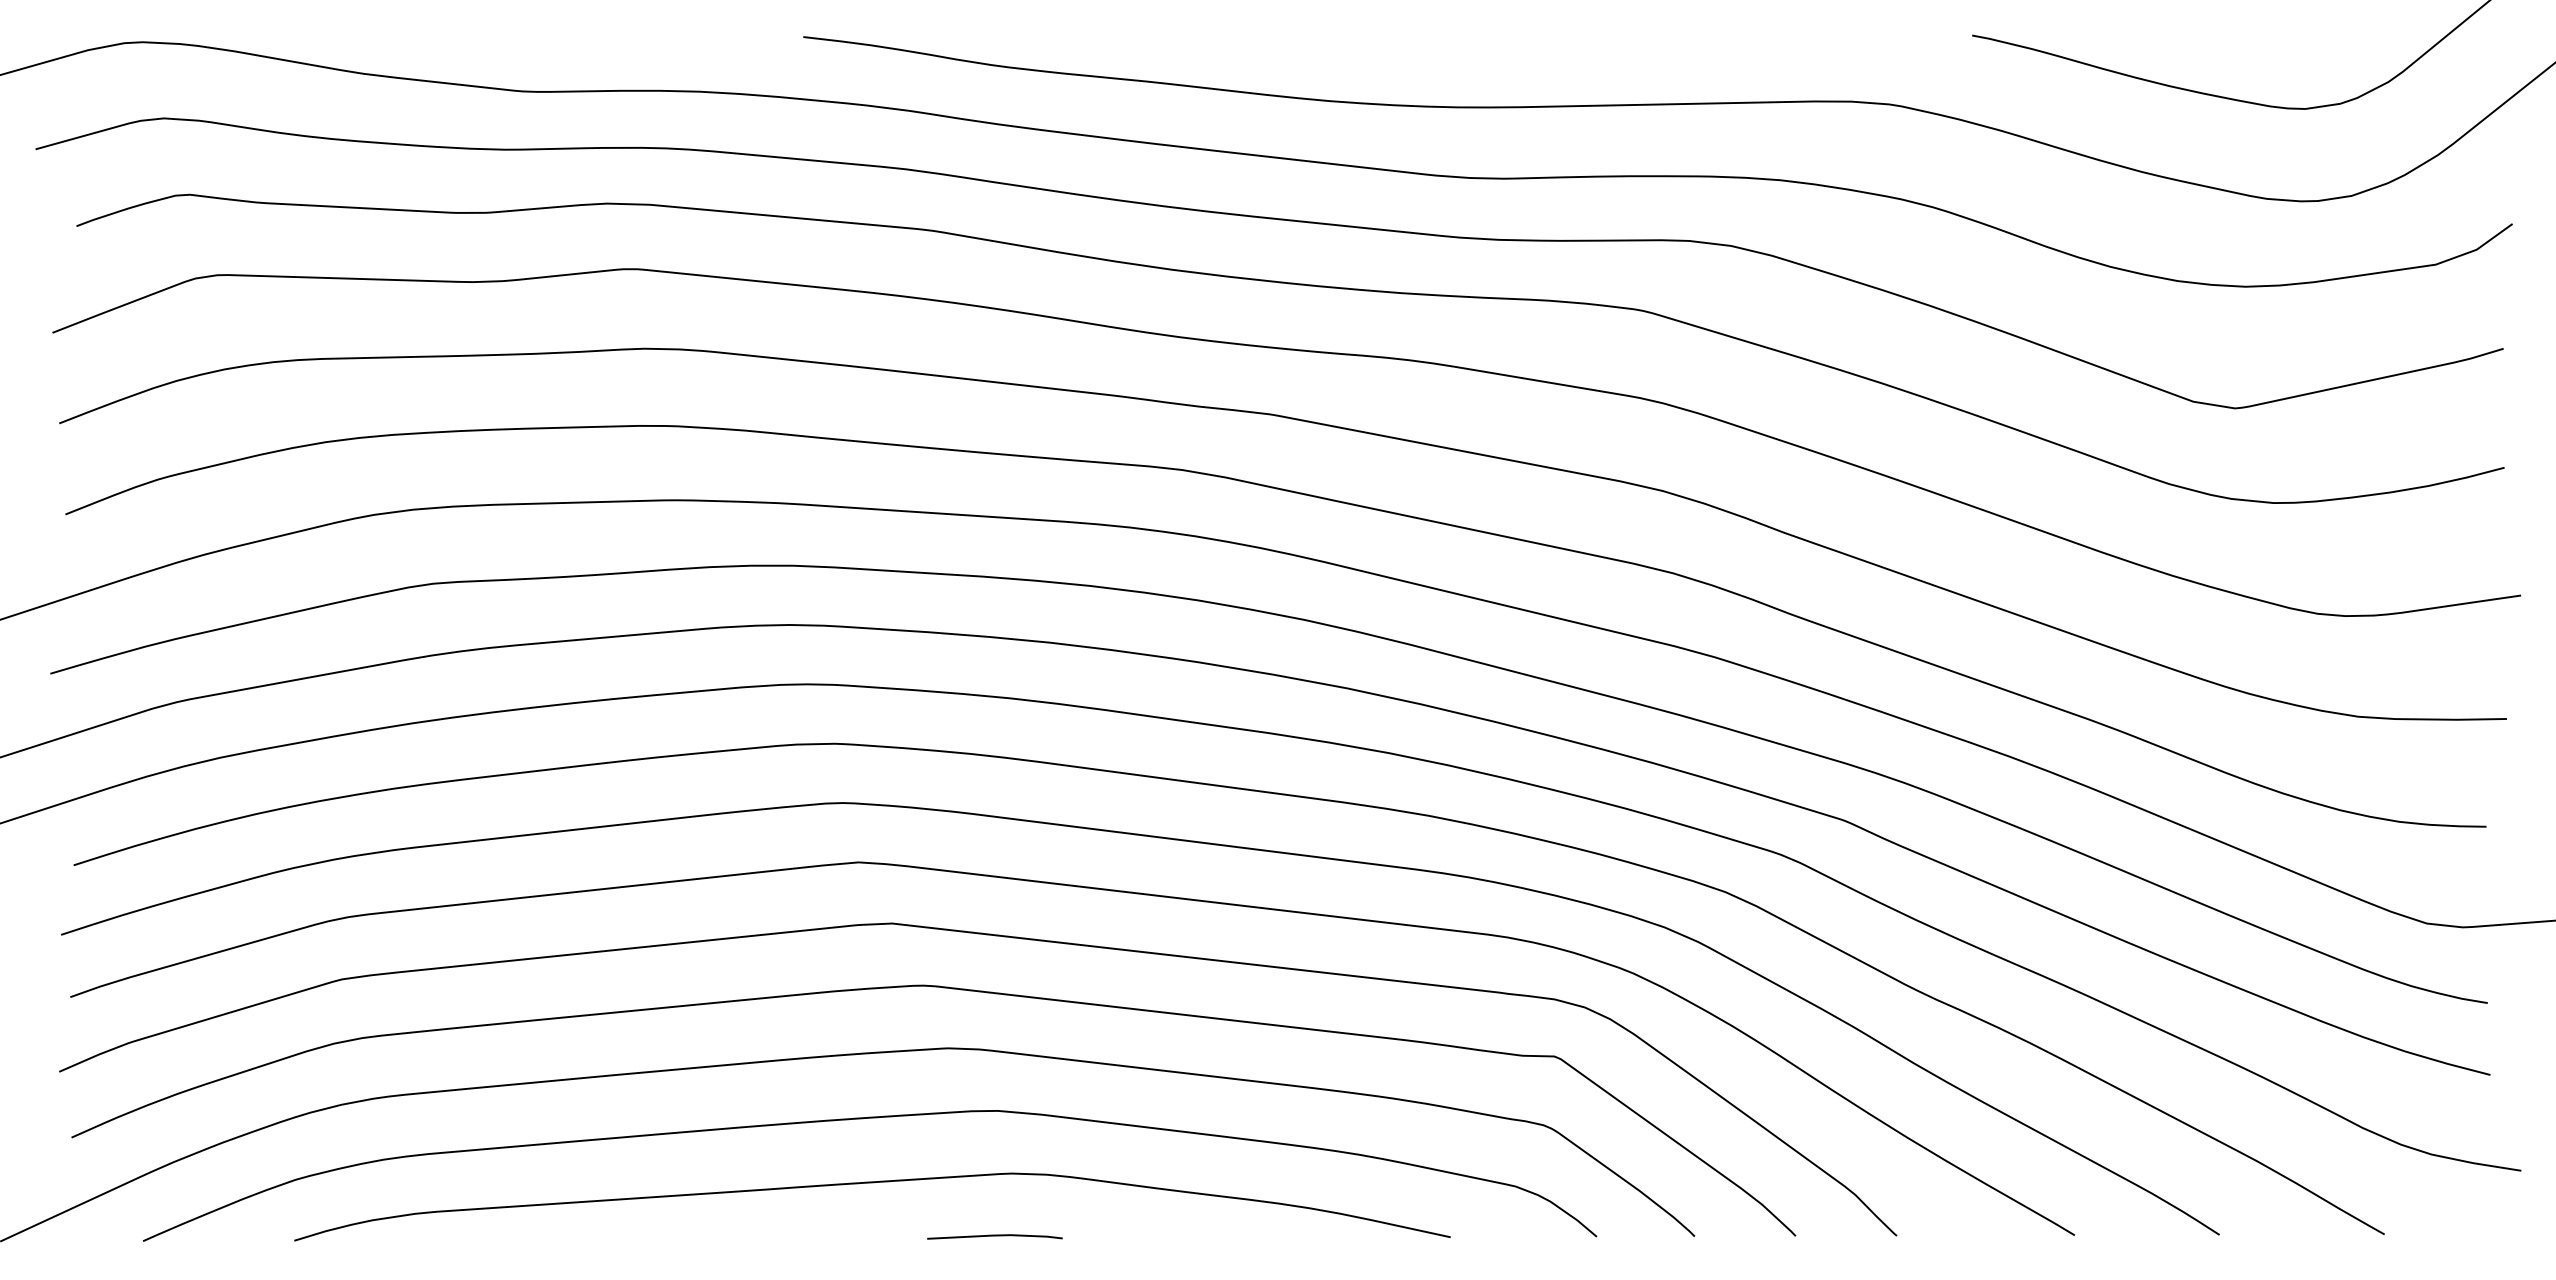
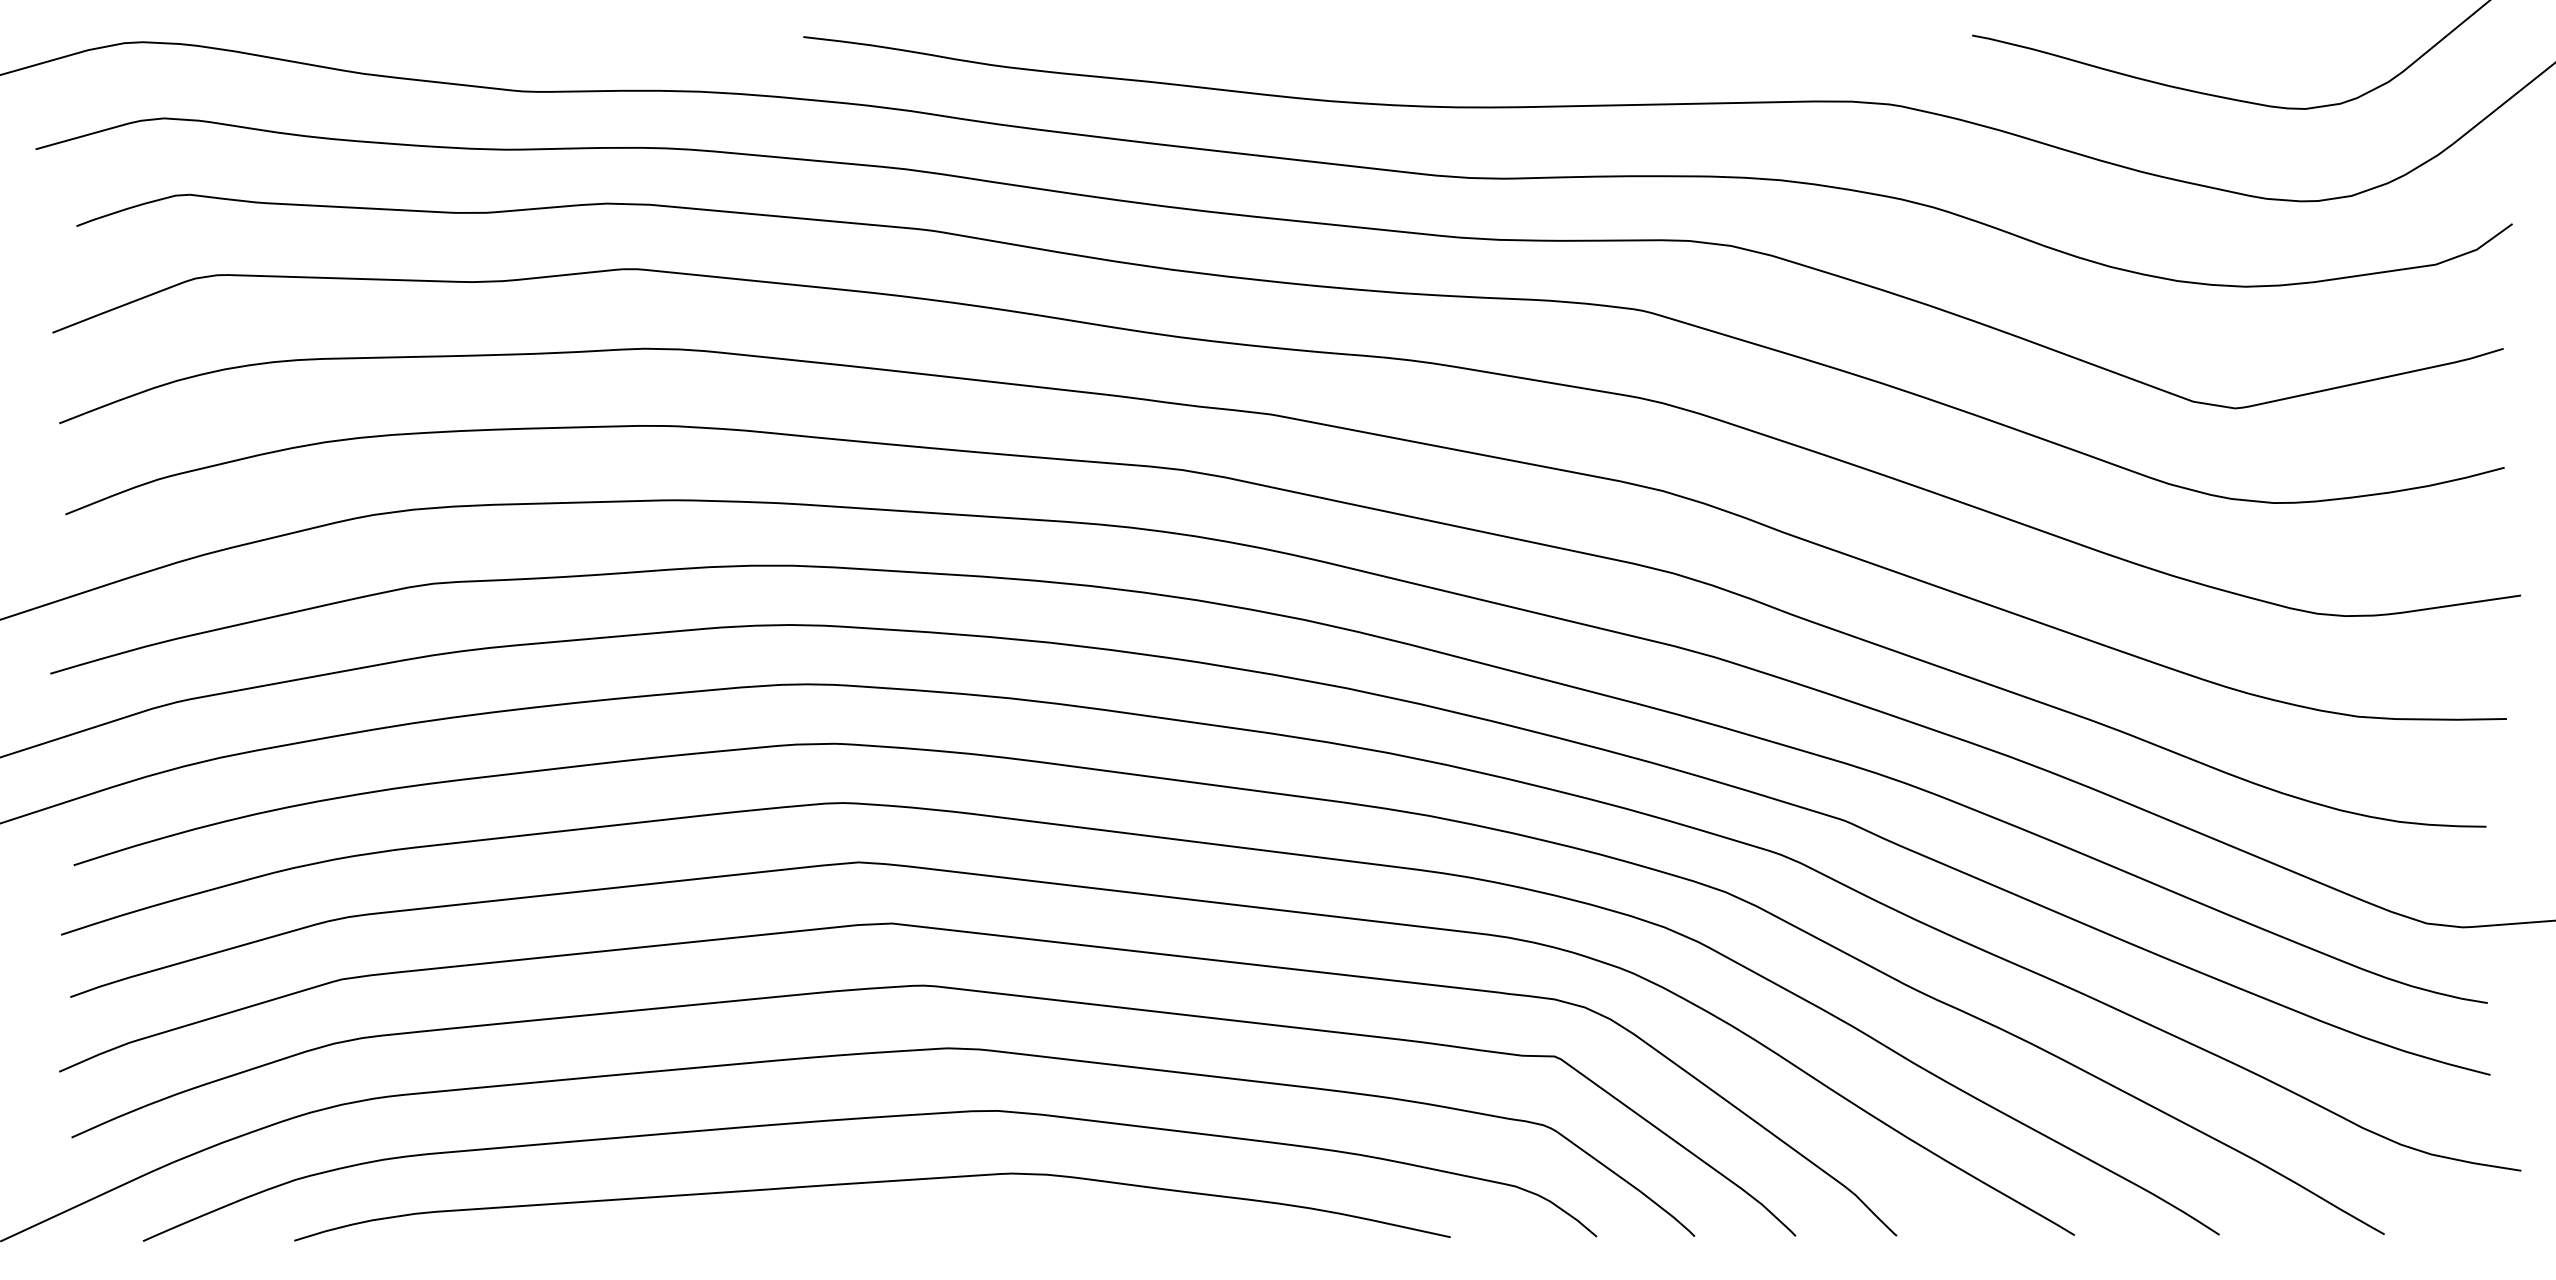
part: present -> none (994, 1236)
